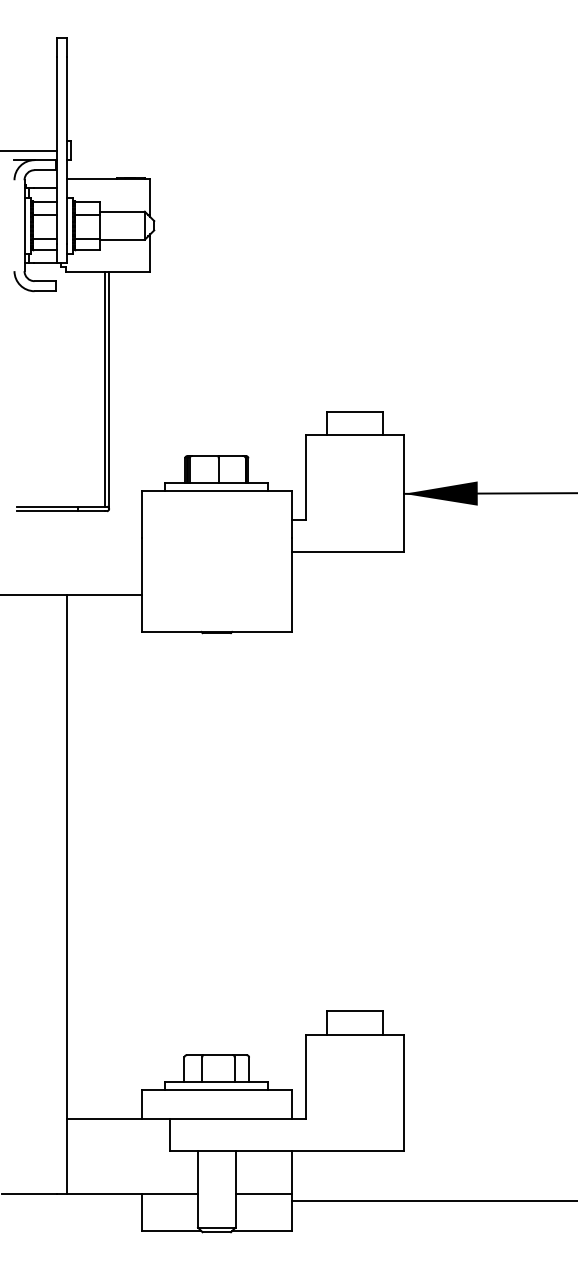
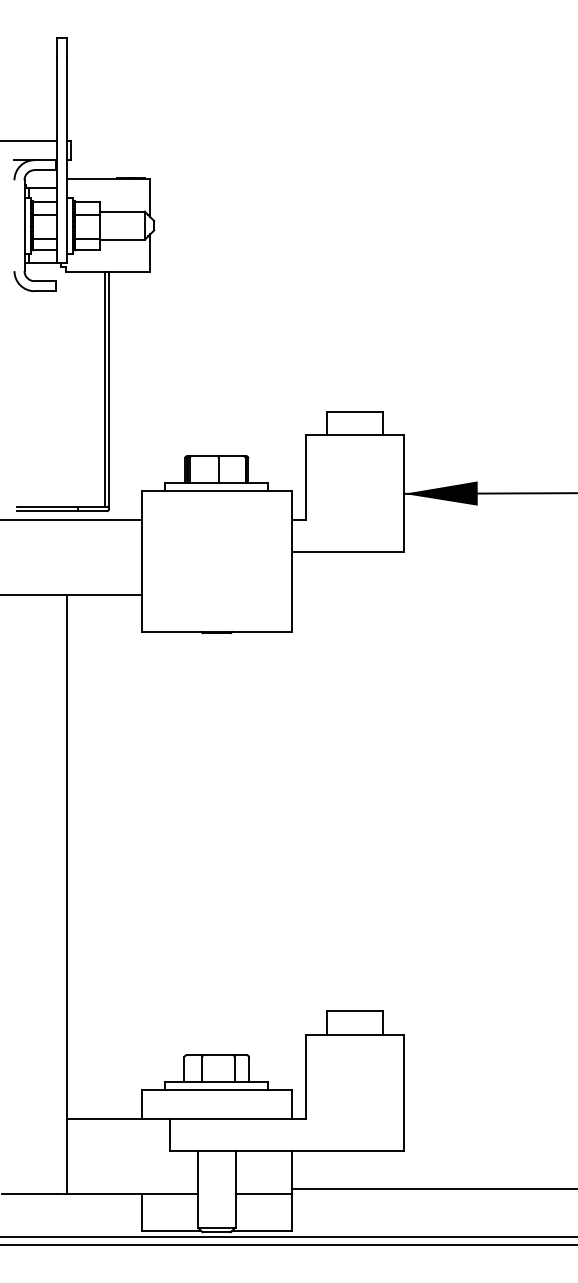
line position: (29, 151) -> (29, 141) (29, 141)
line: none -> present (71, 519)
line position: (432, 1201) -> (432, 1189) (432, 1189)
line: none -> present (288, 1237)
line: none -> present (288, 1244)
